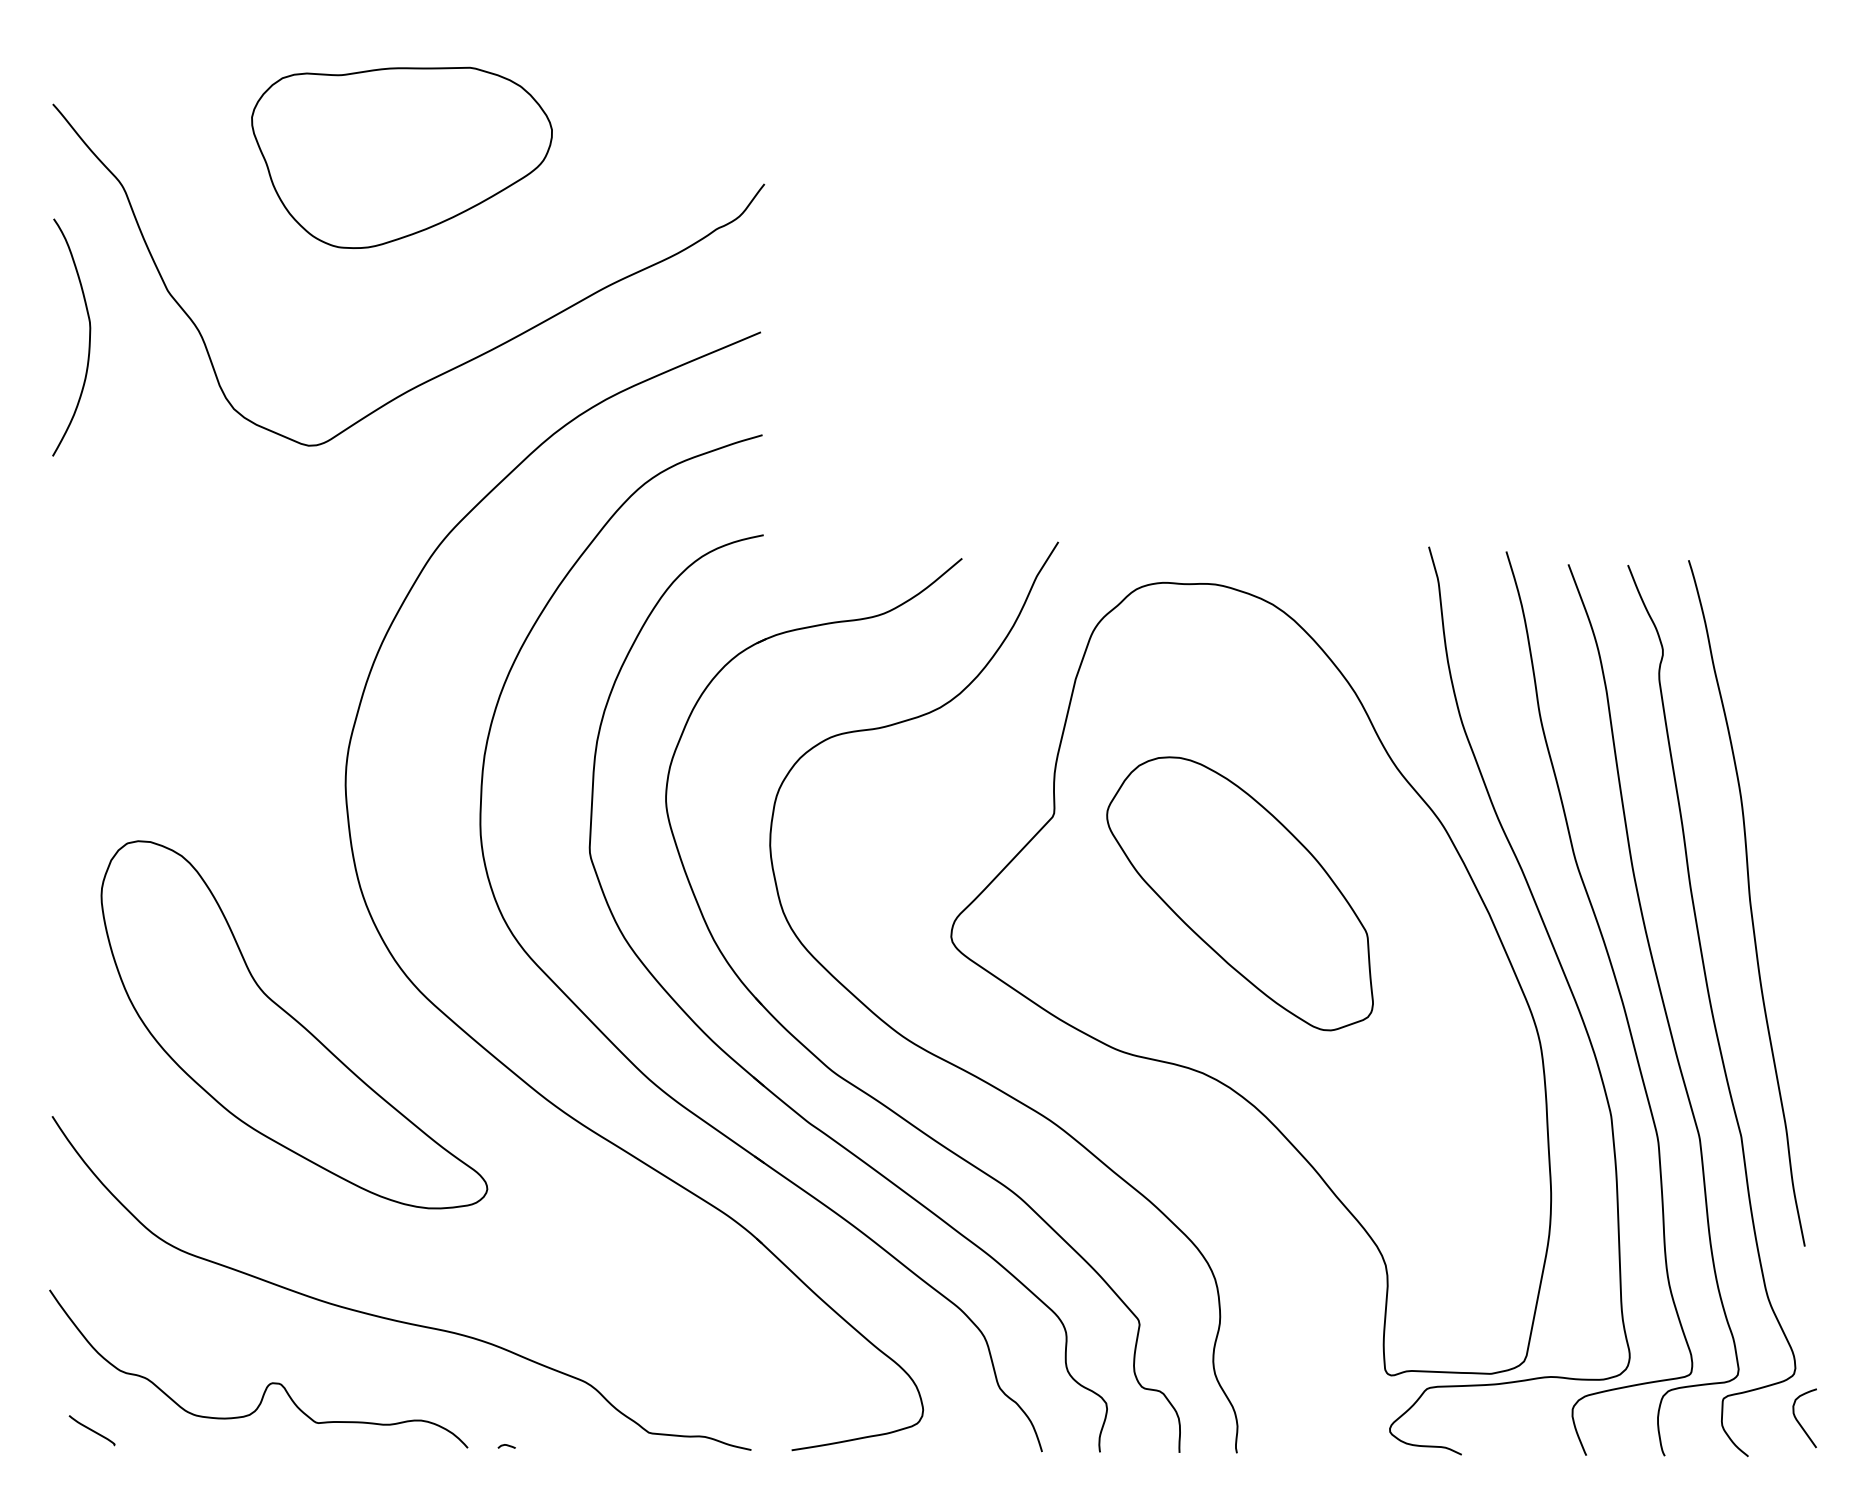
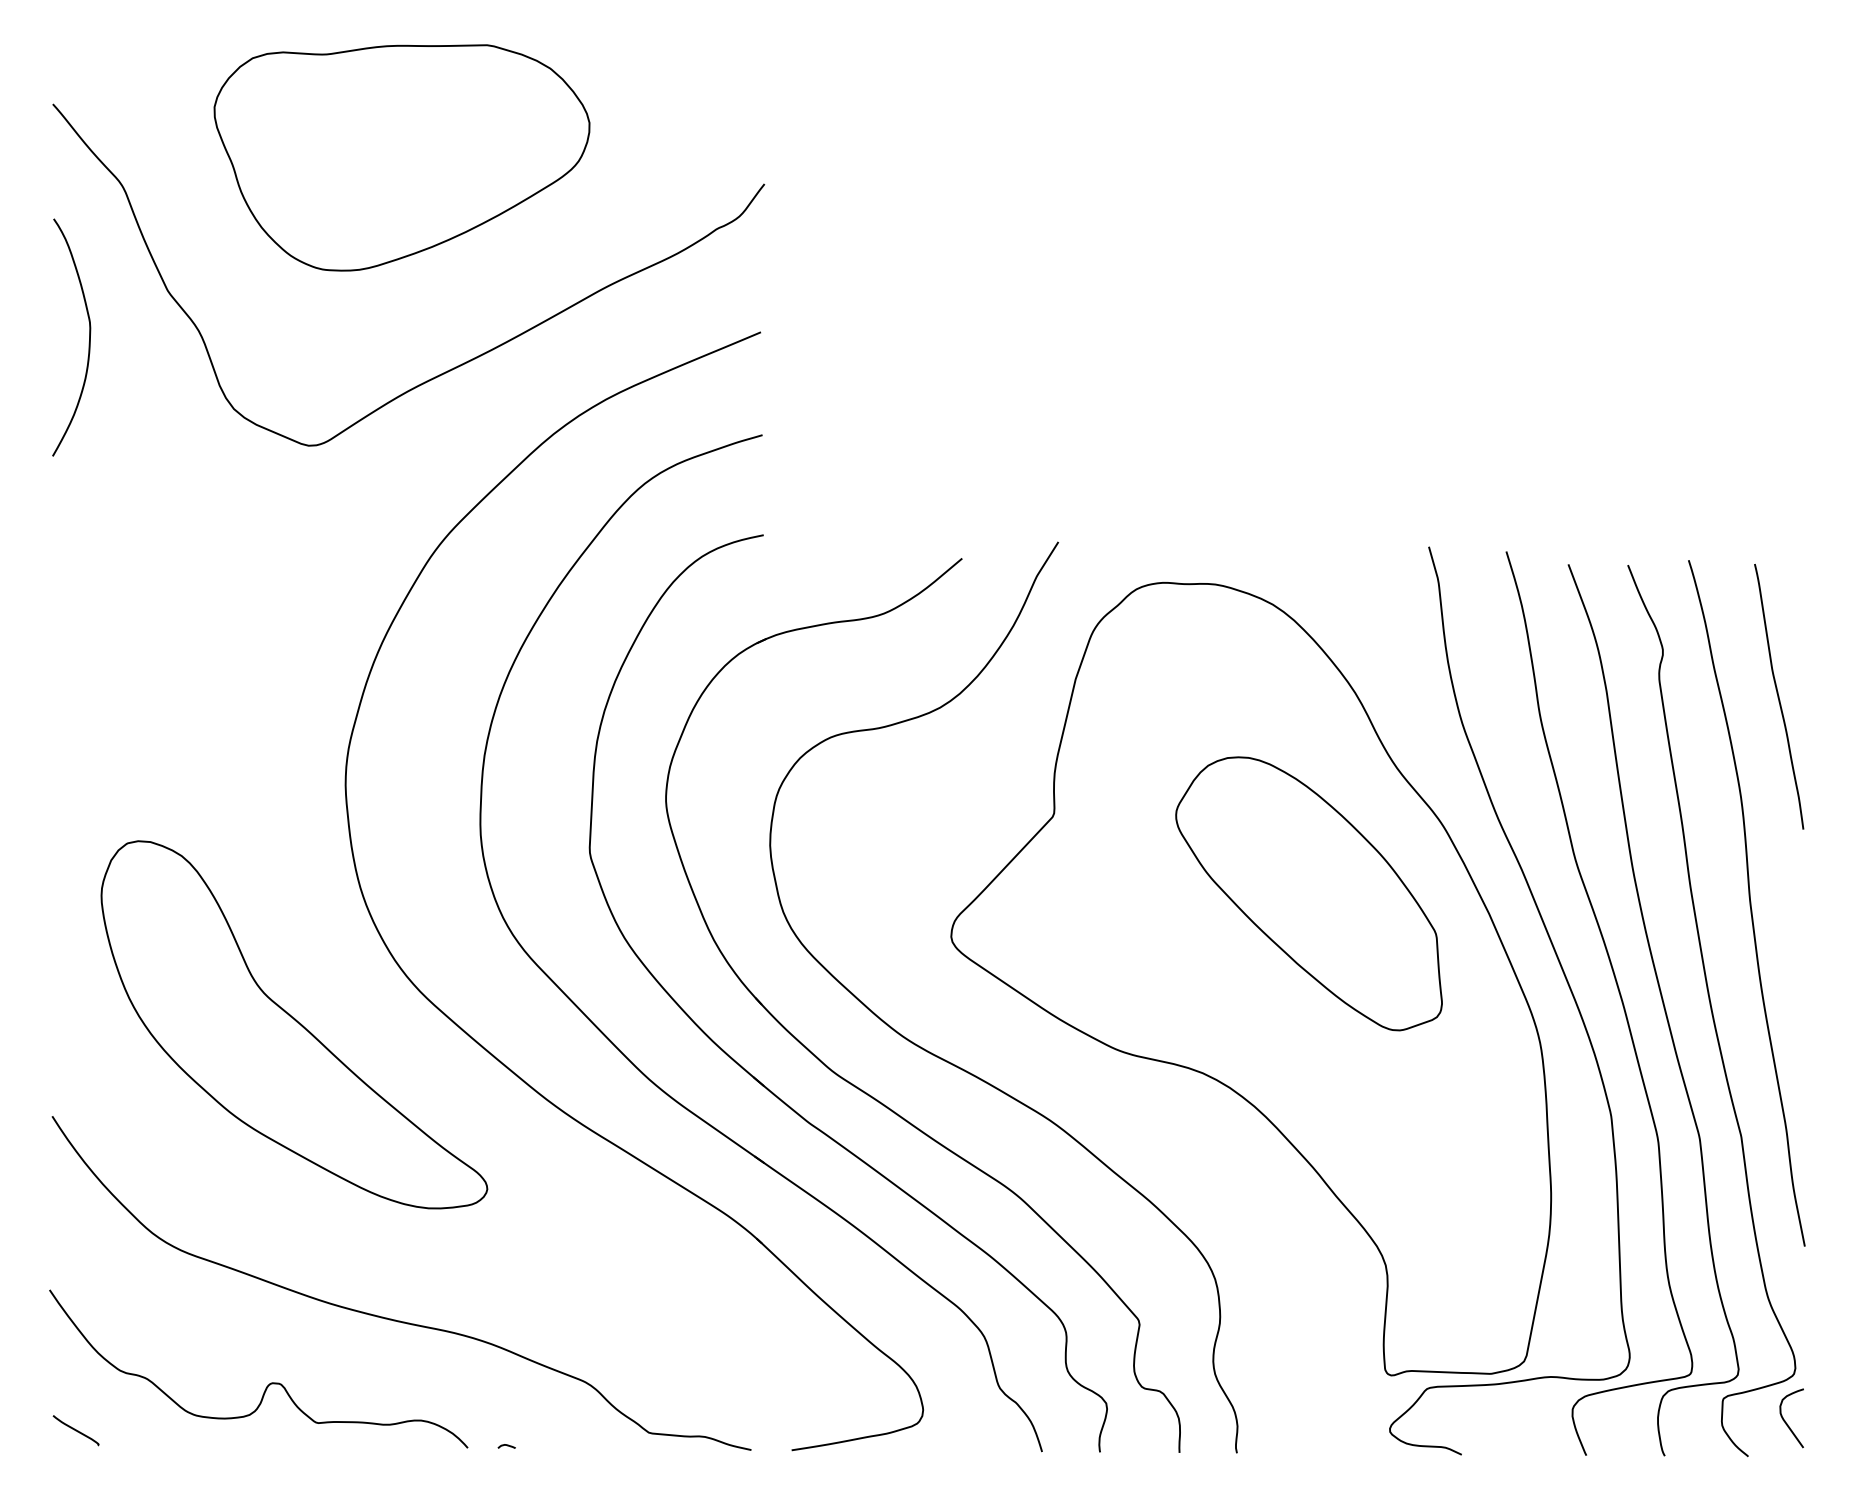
part size: 302x183 px -> 378x228 px (401, 157)
curve: none -> present (1779, 696)
part position: (1239, 893) -> (1308, 893) (1308, 893)
curve position: (1798, 1420) -> (1785, 1420) (1785, 1420)
curve position: (91, 1430) -> (75, 1430) (75, 1430)
